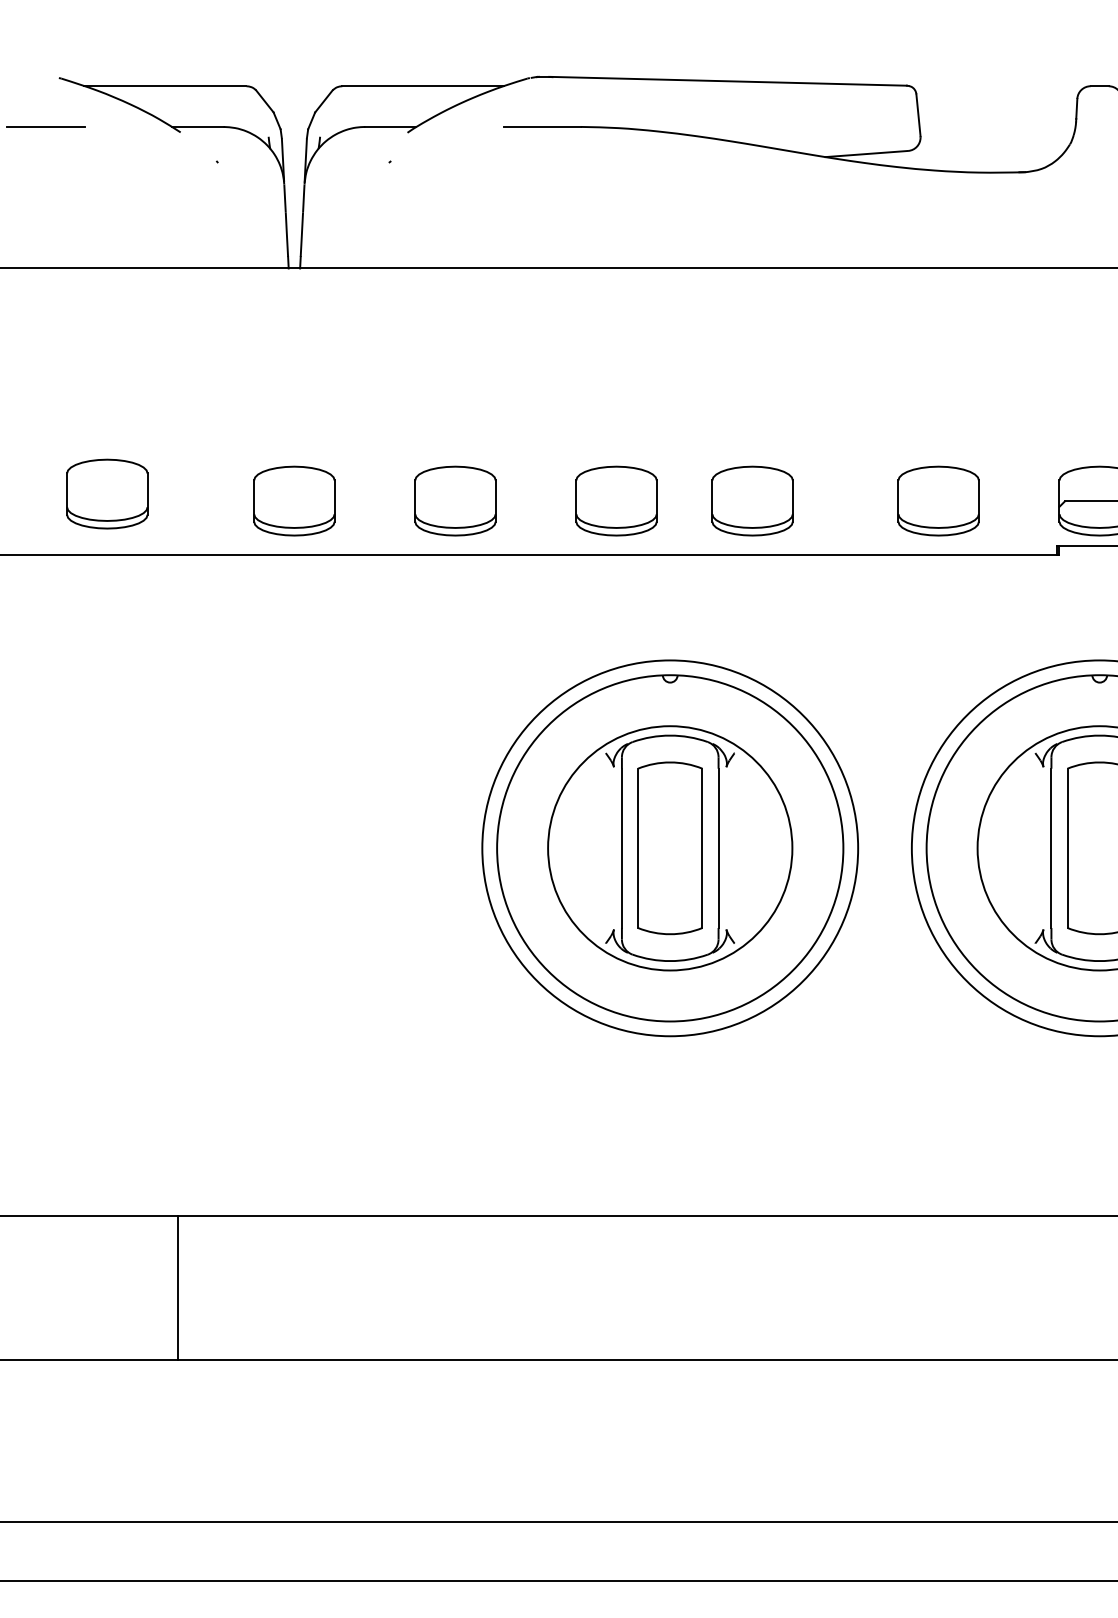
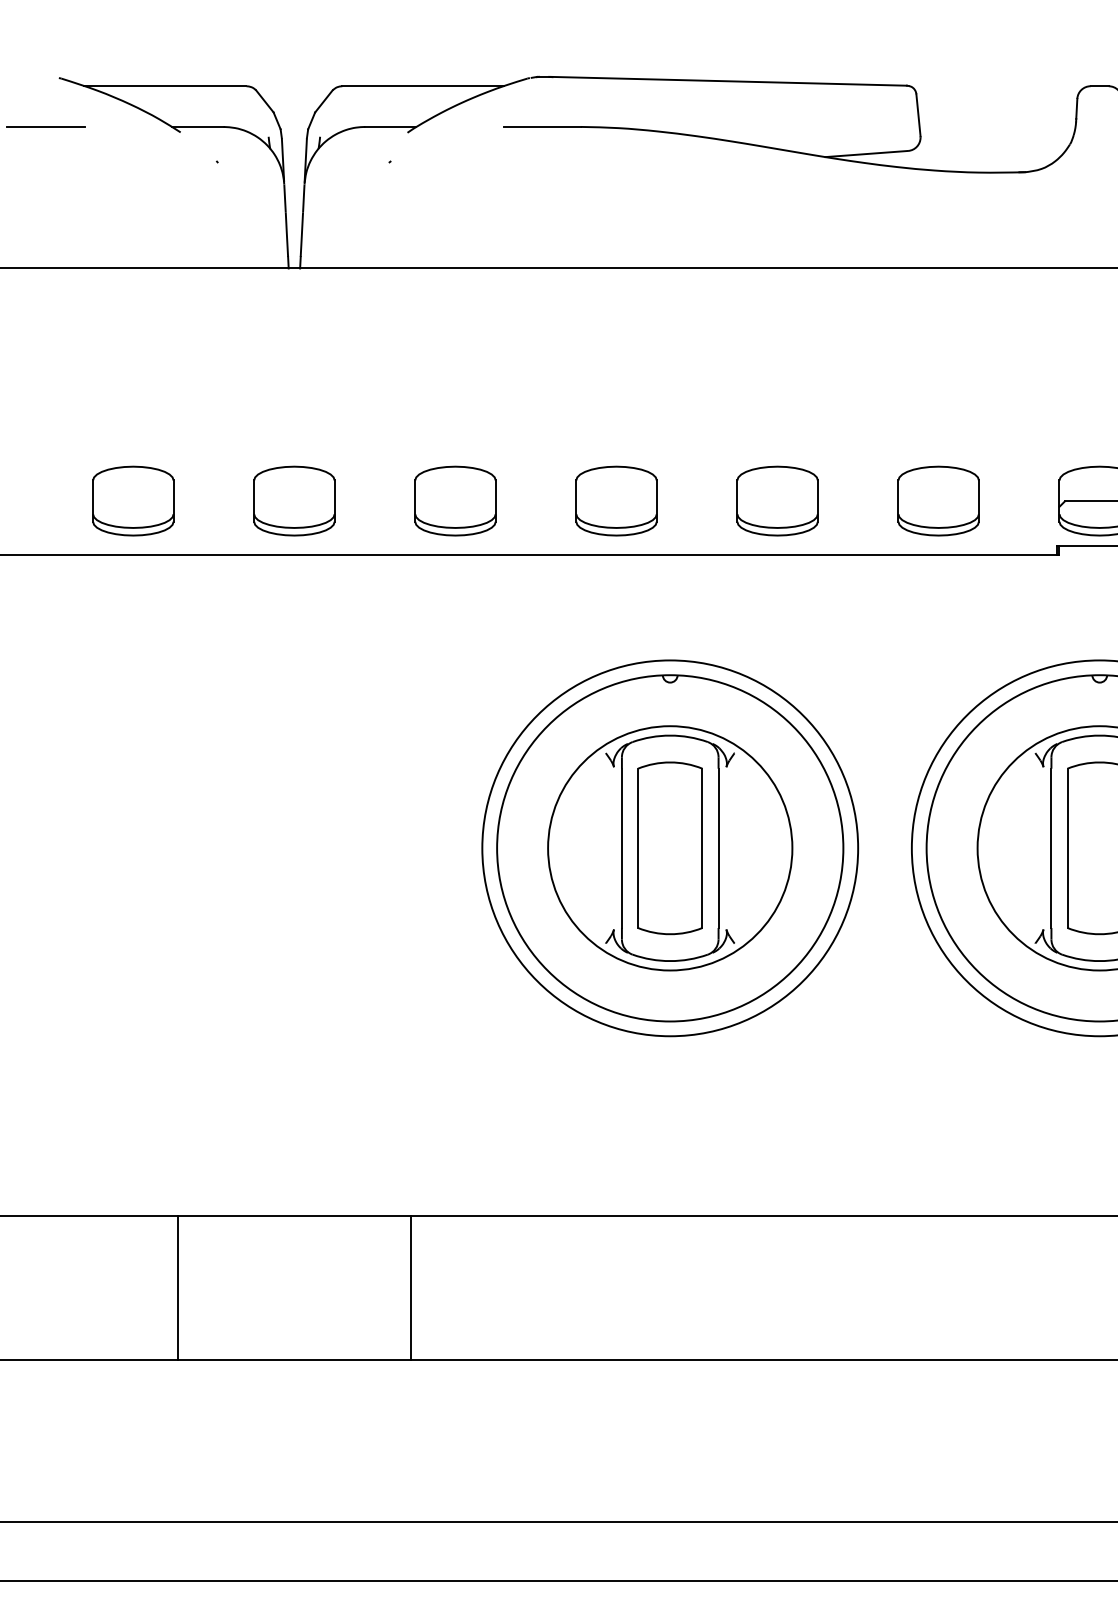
part position: (107, 493) -> (133, 500) (133, 500)
part position: (752, 500) -> (777, 500) (777, 500)
line: none -> present (410, 1287)
